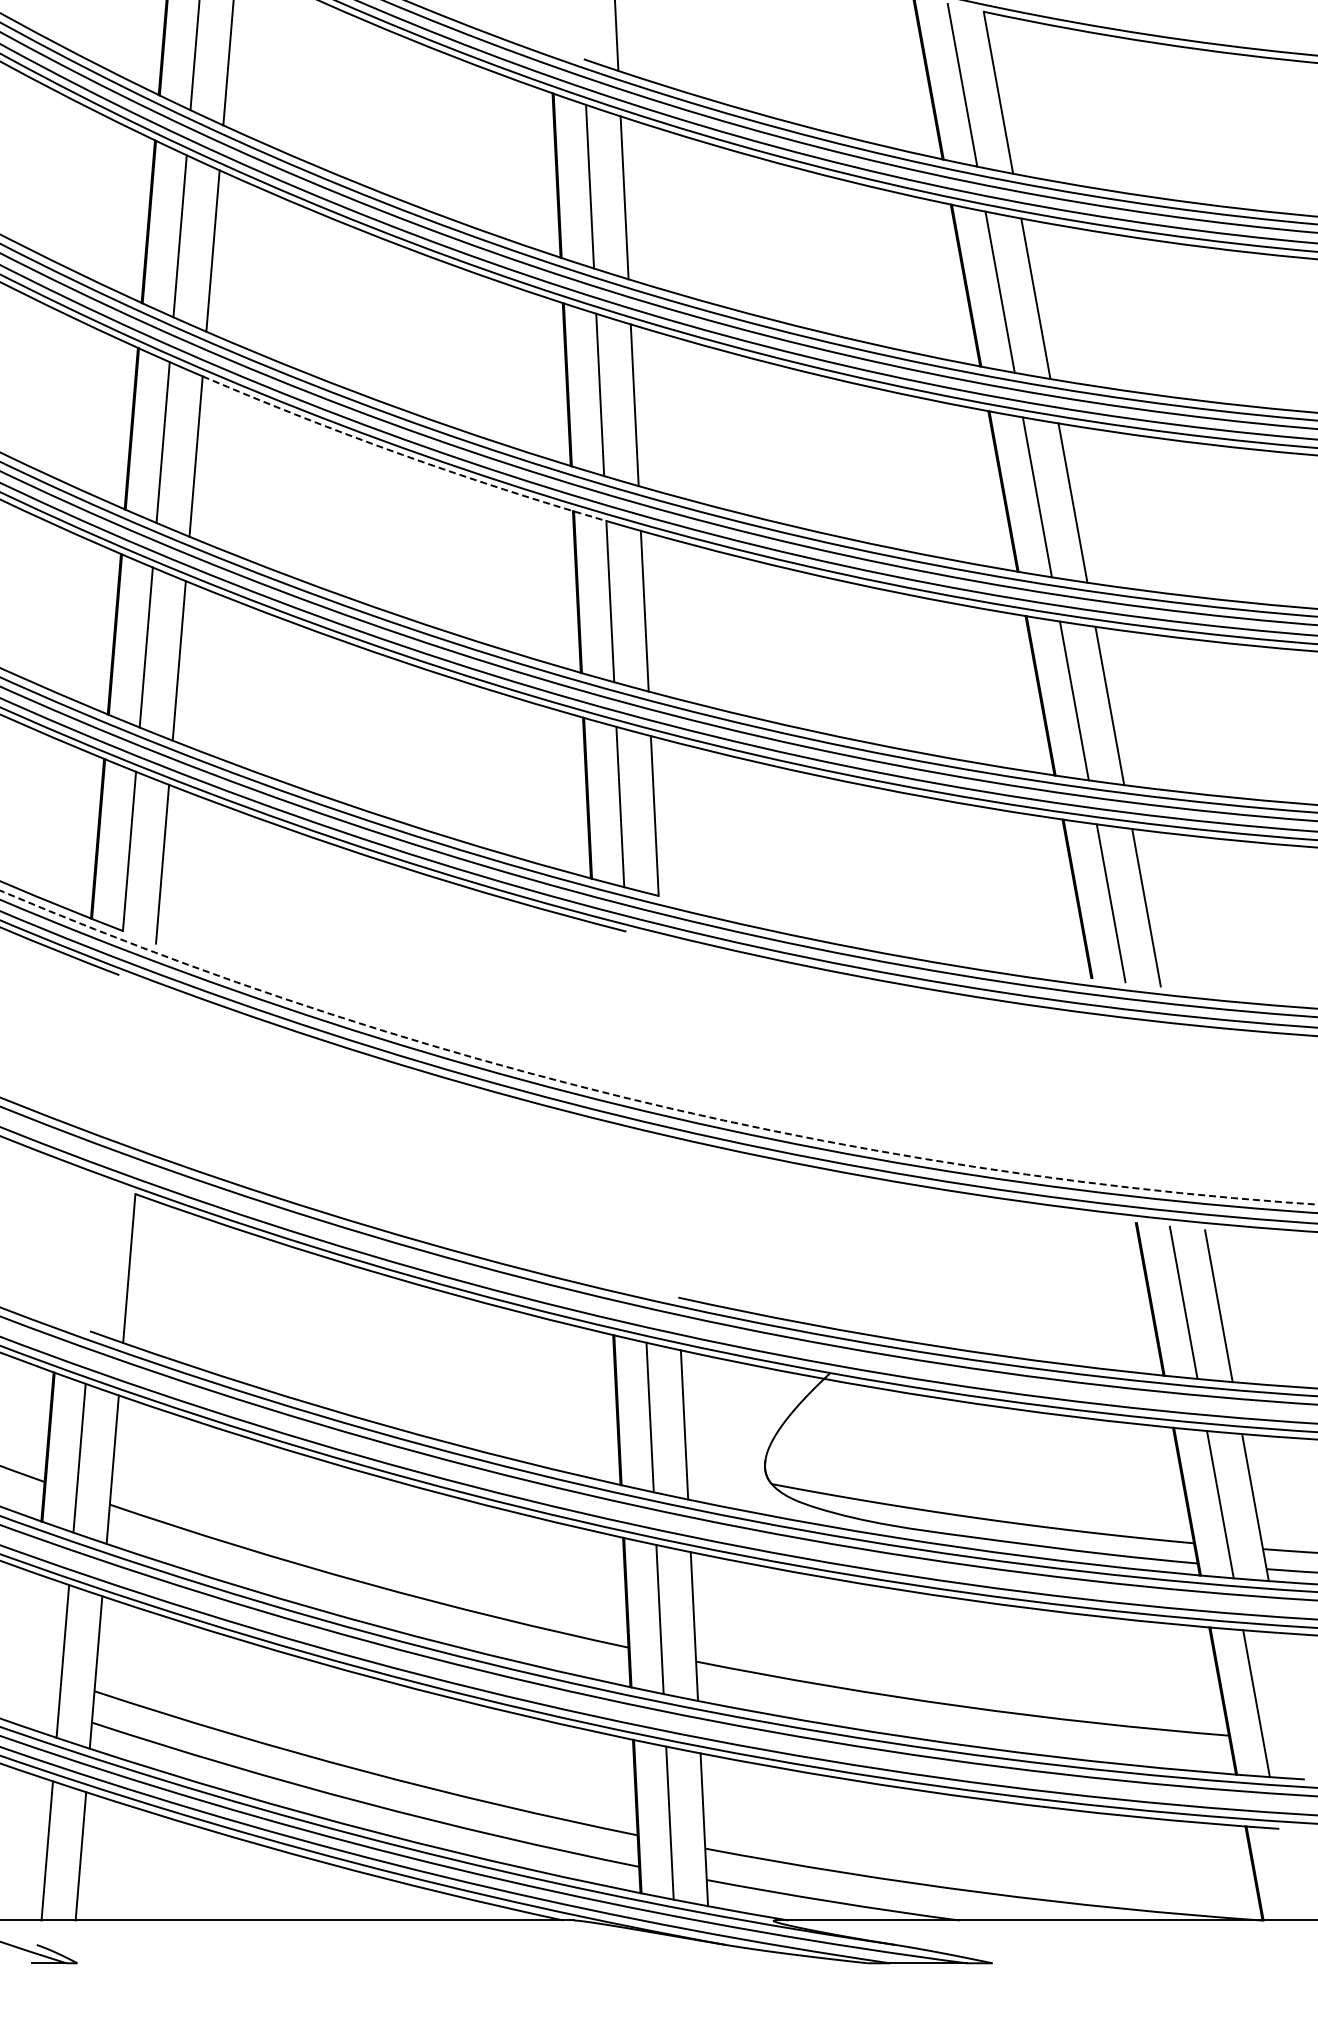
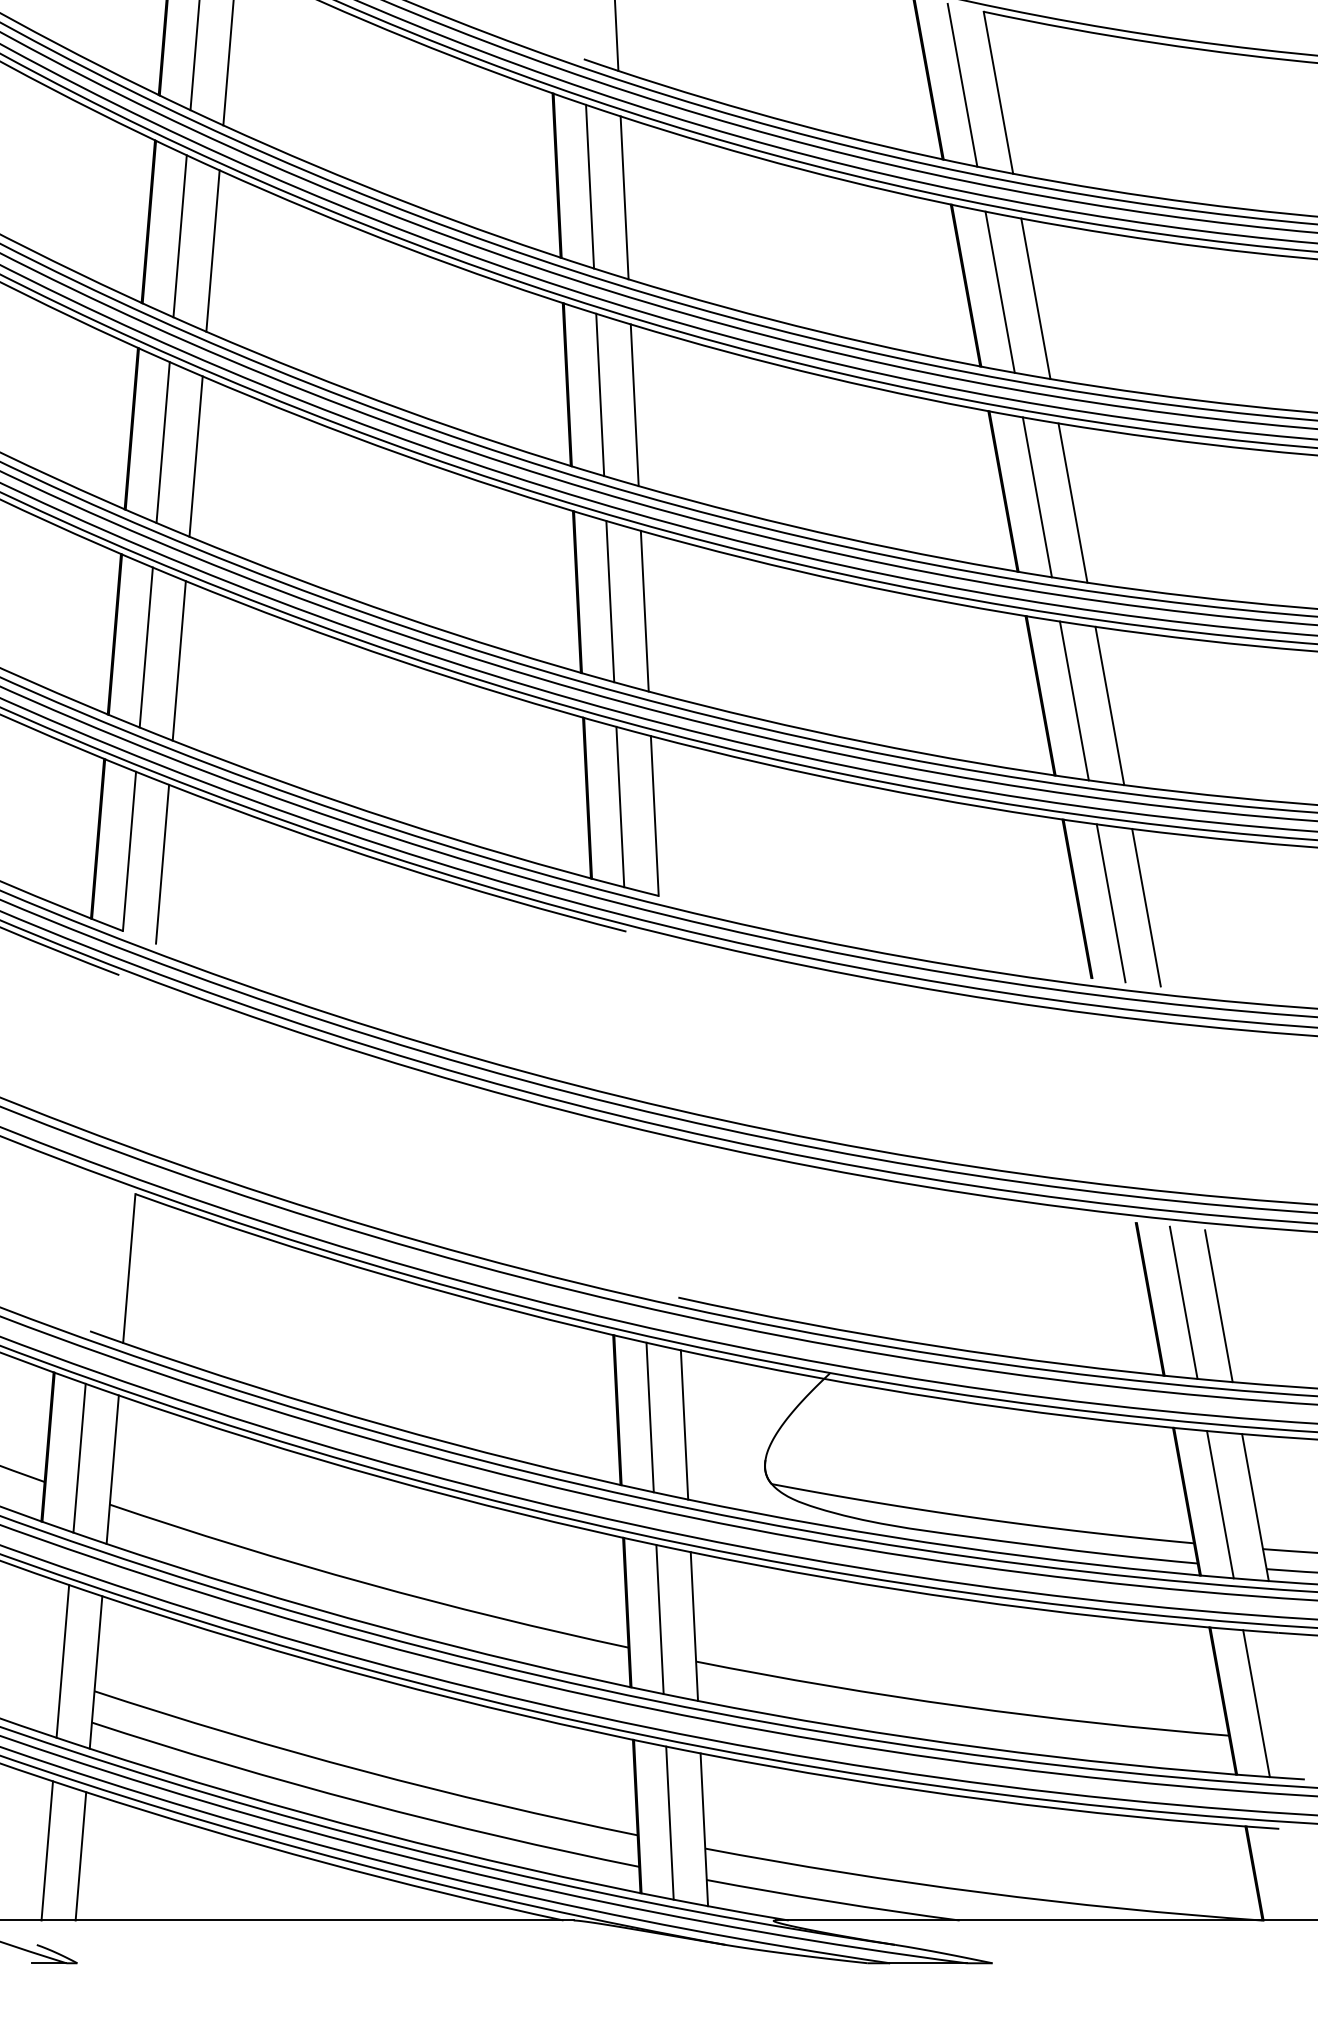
arc: dashed -> solid (402, 454)
circle: dashed -> solid (658, 1047)
